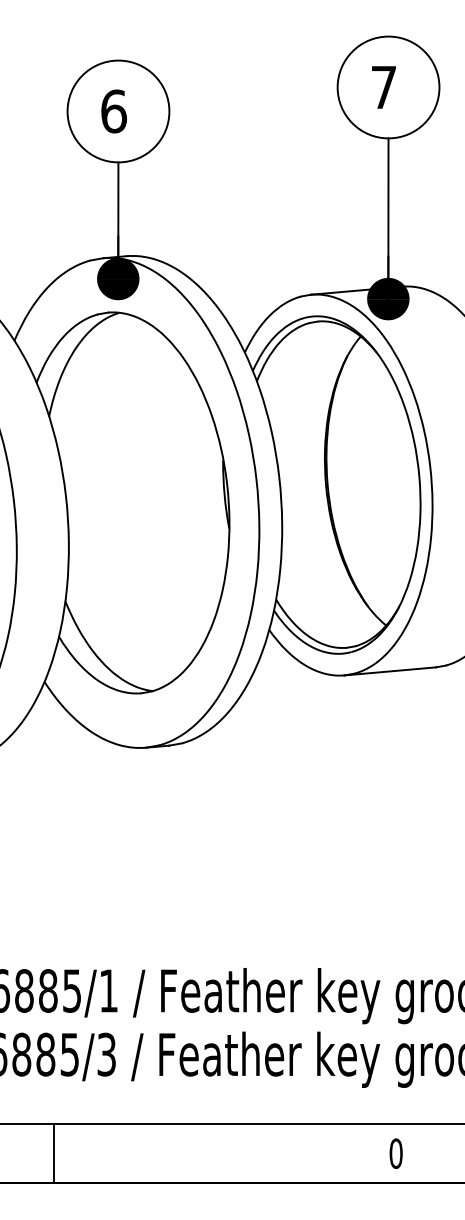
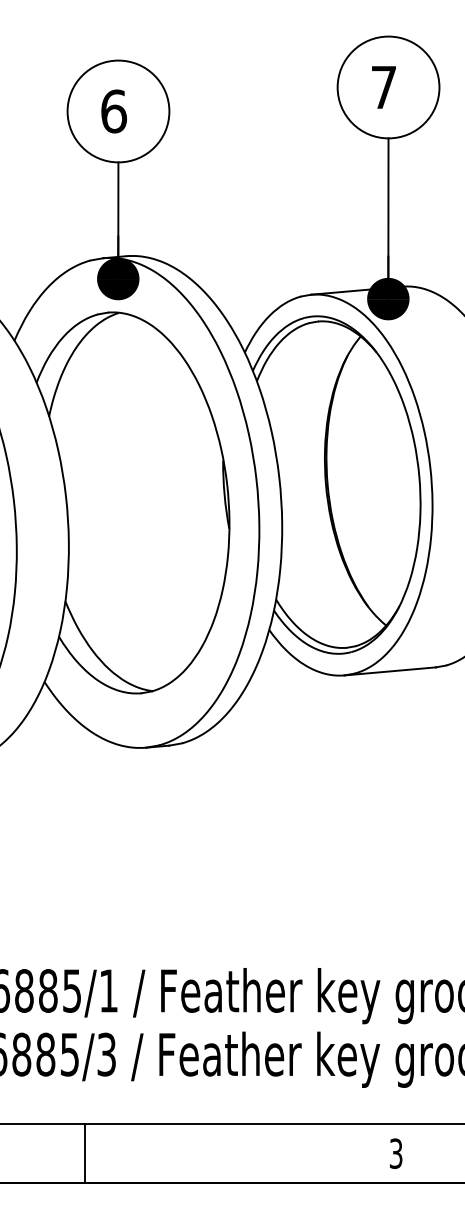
line position: (54, 1153) -> (85, 1153) (85, 1153)
text: 0 -> 3 (395, 1153)
